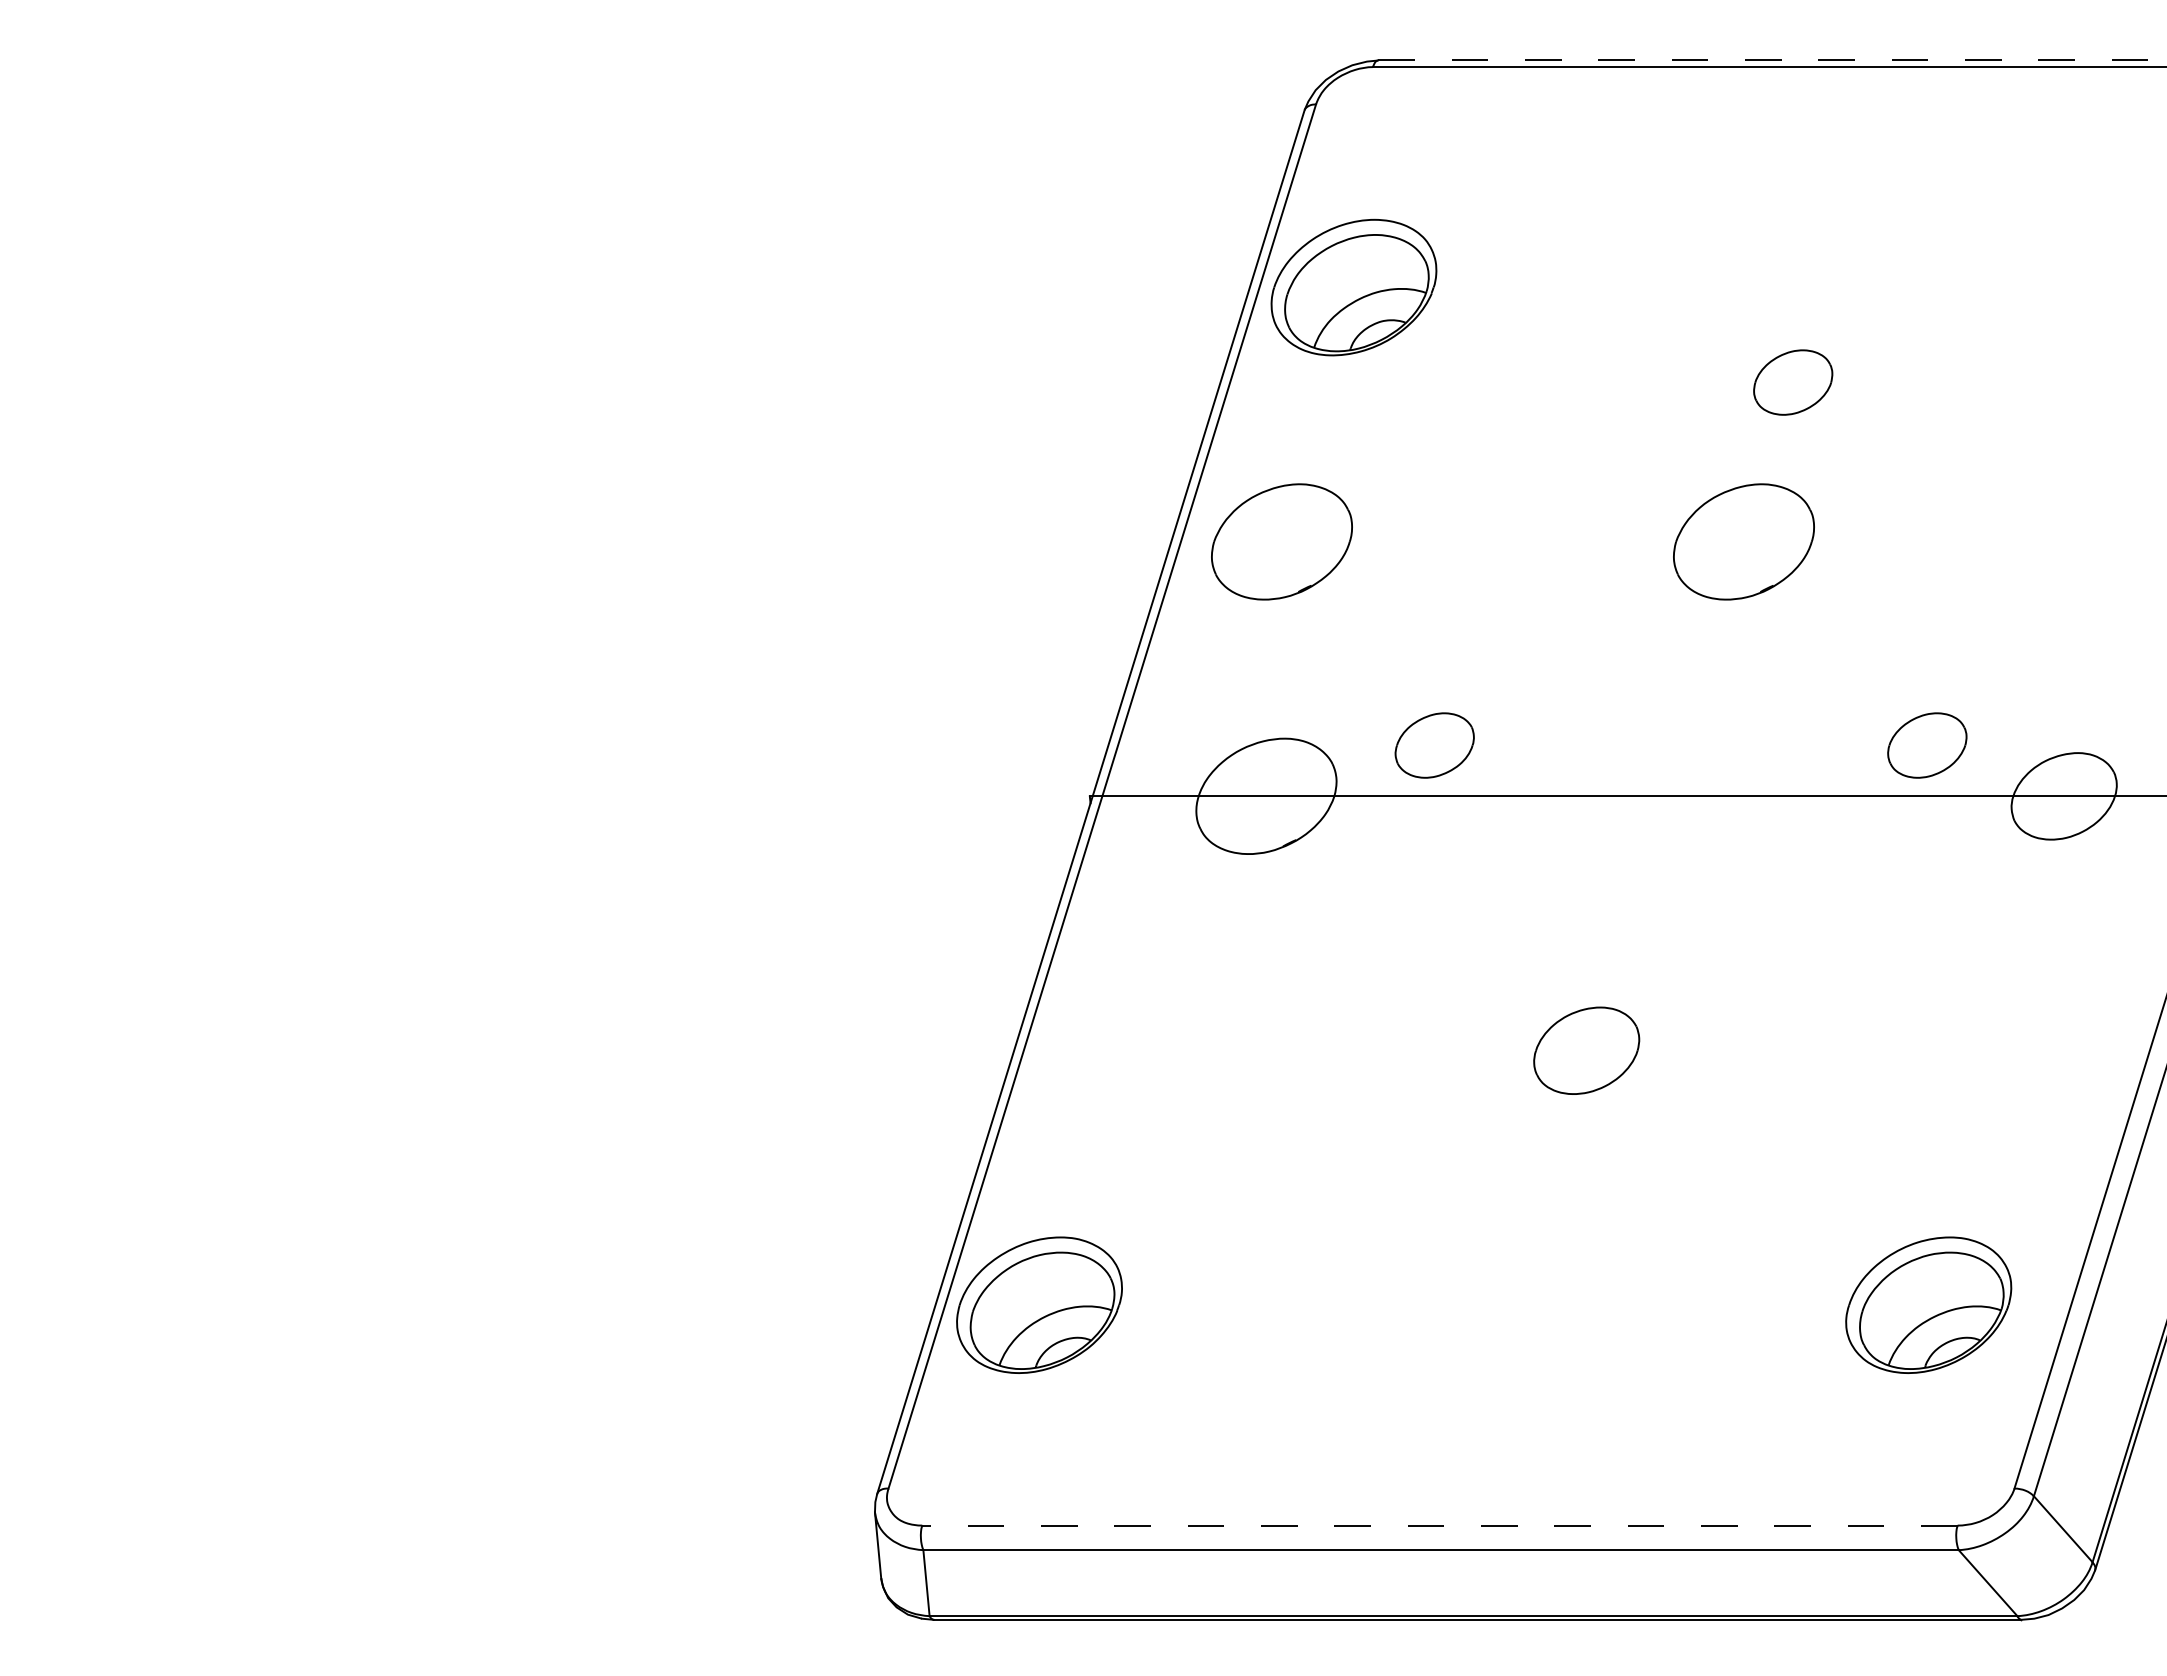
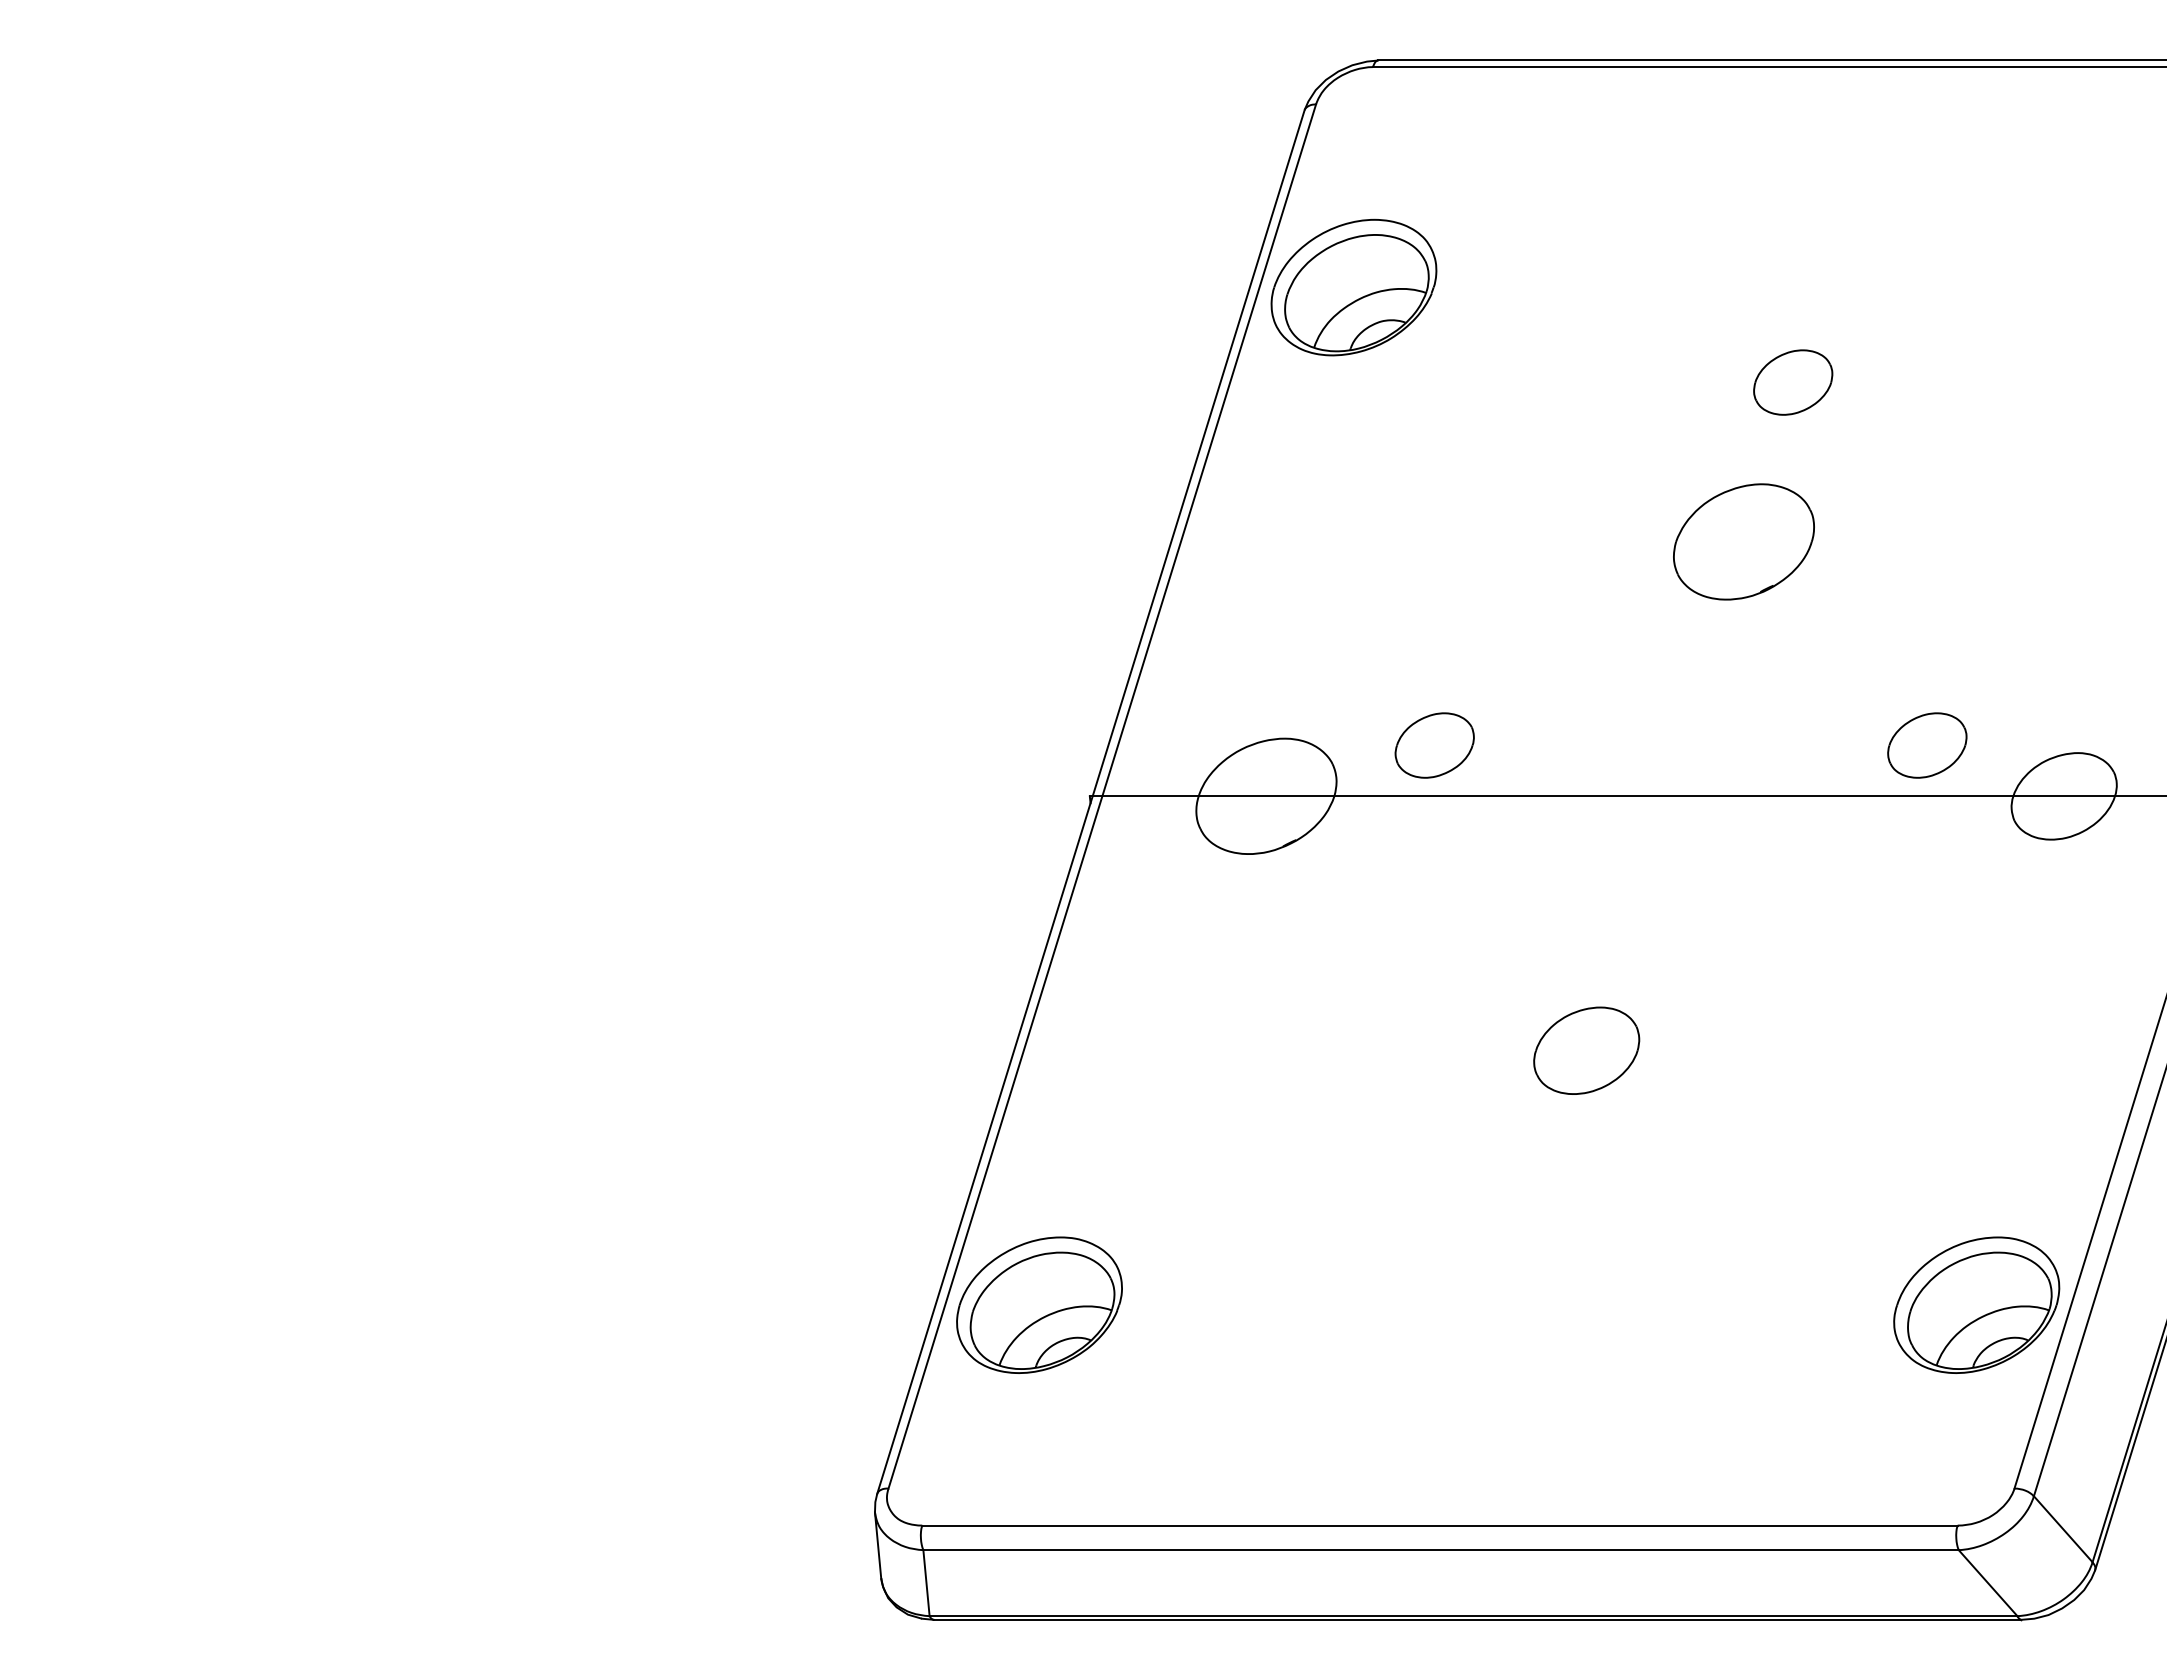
line: dashed -> solid (1773, 60)
part: present -> none (1281, 541)
part position: (1928, 1304) -> (1976, 1304) (1976, 1304)
line: dashed -> solid (1439, 1525)
